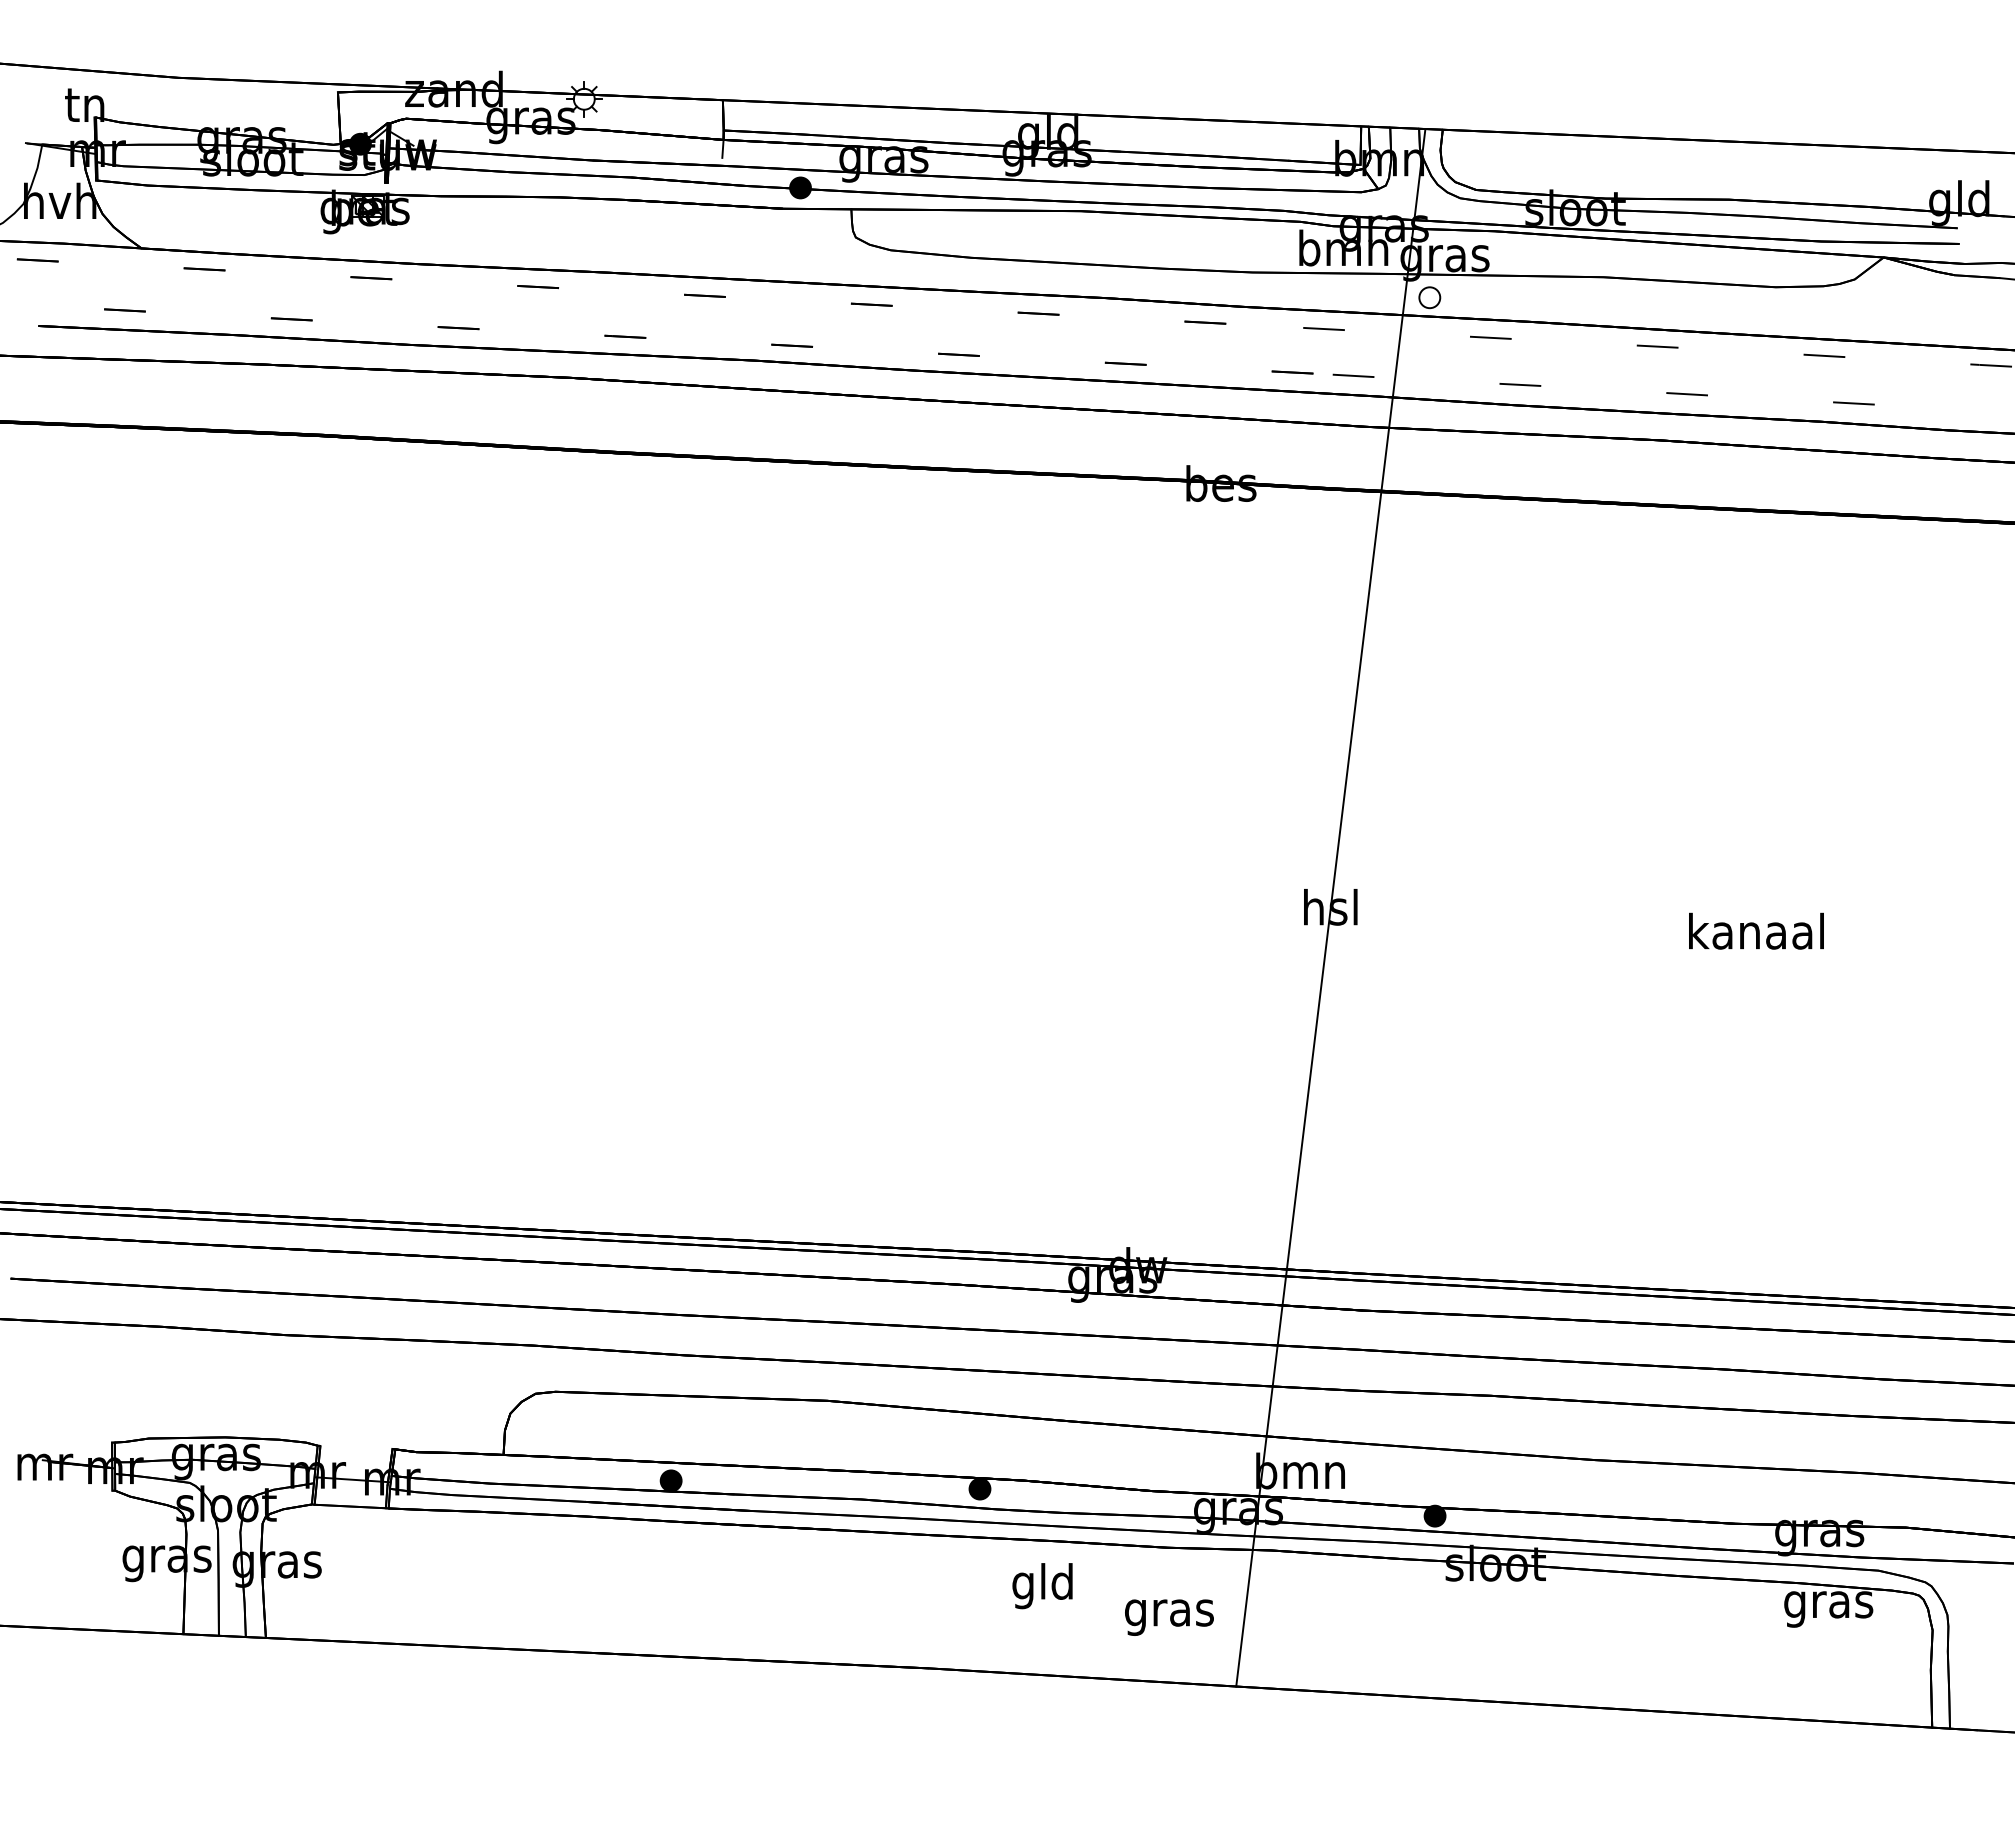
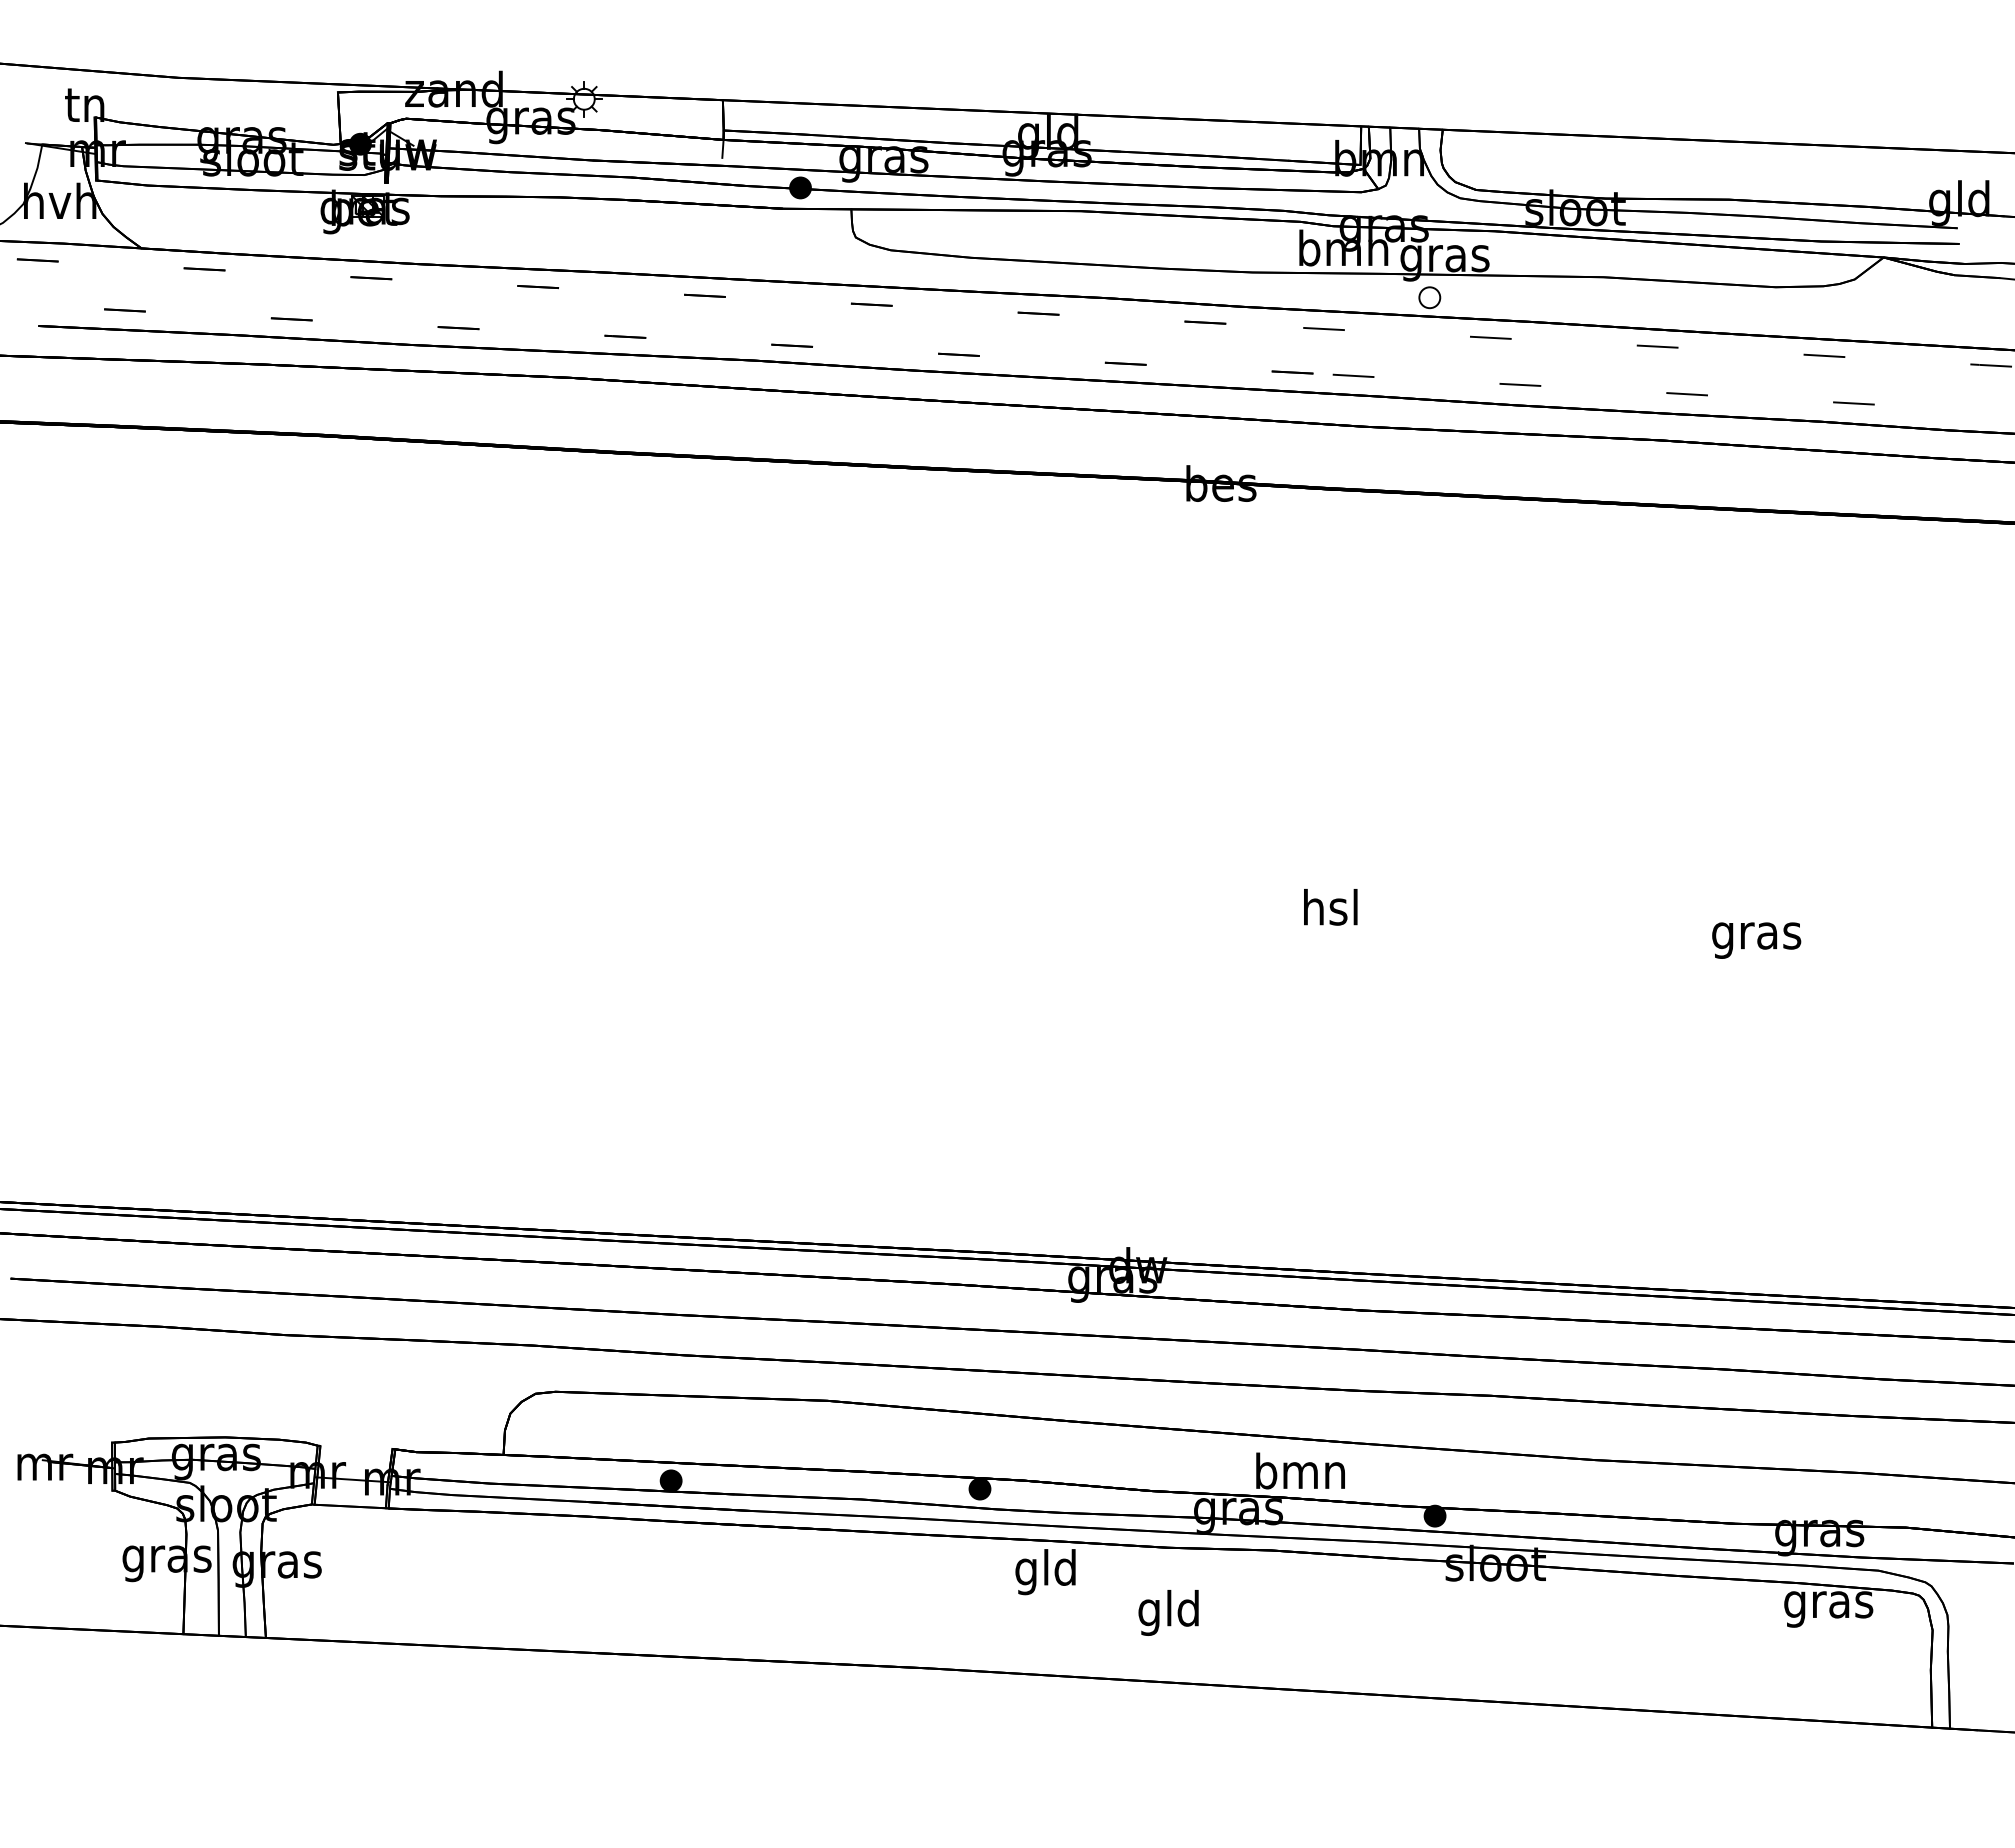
line: present -> none (1330, 907)
text: kanaal -> gras (1756, 935)
text position: (1042, 1586) -> (1045, 1572) (1045, 1572)
text: gras -> gld (1169, 1612)
